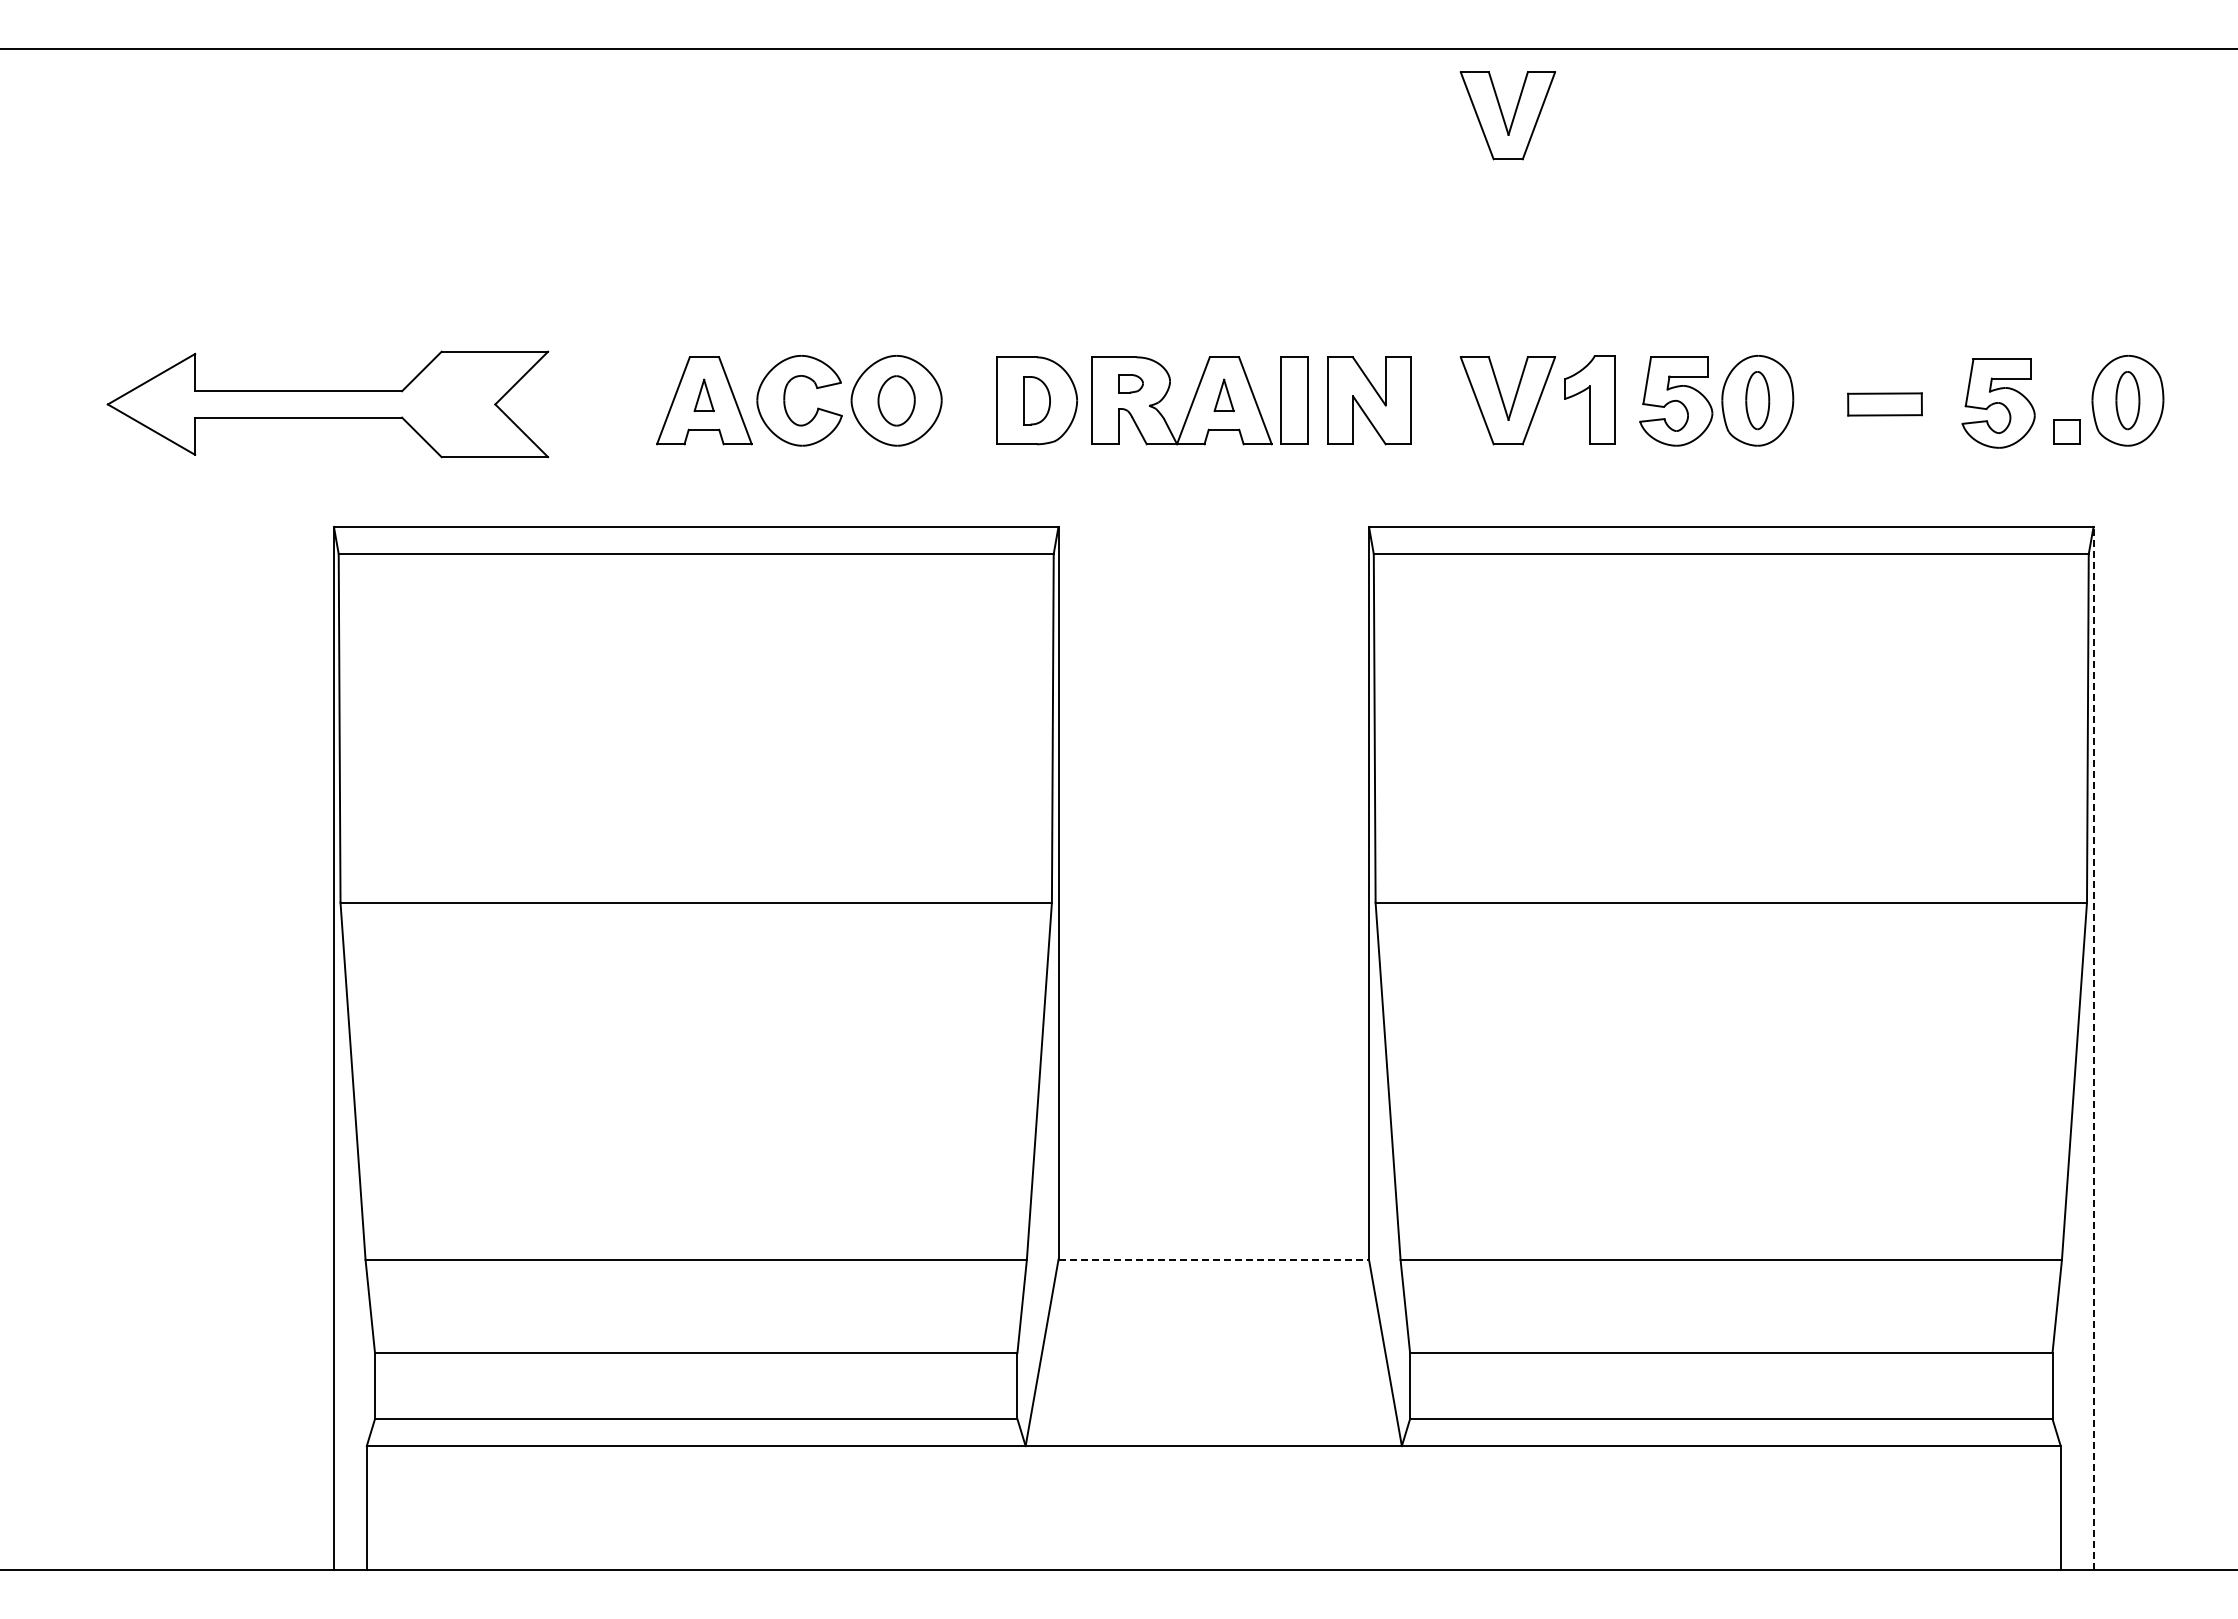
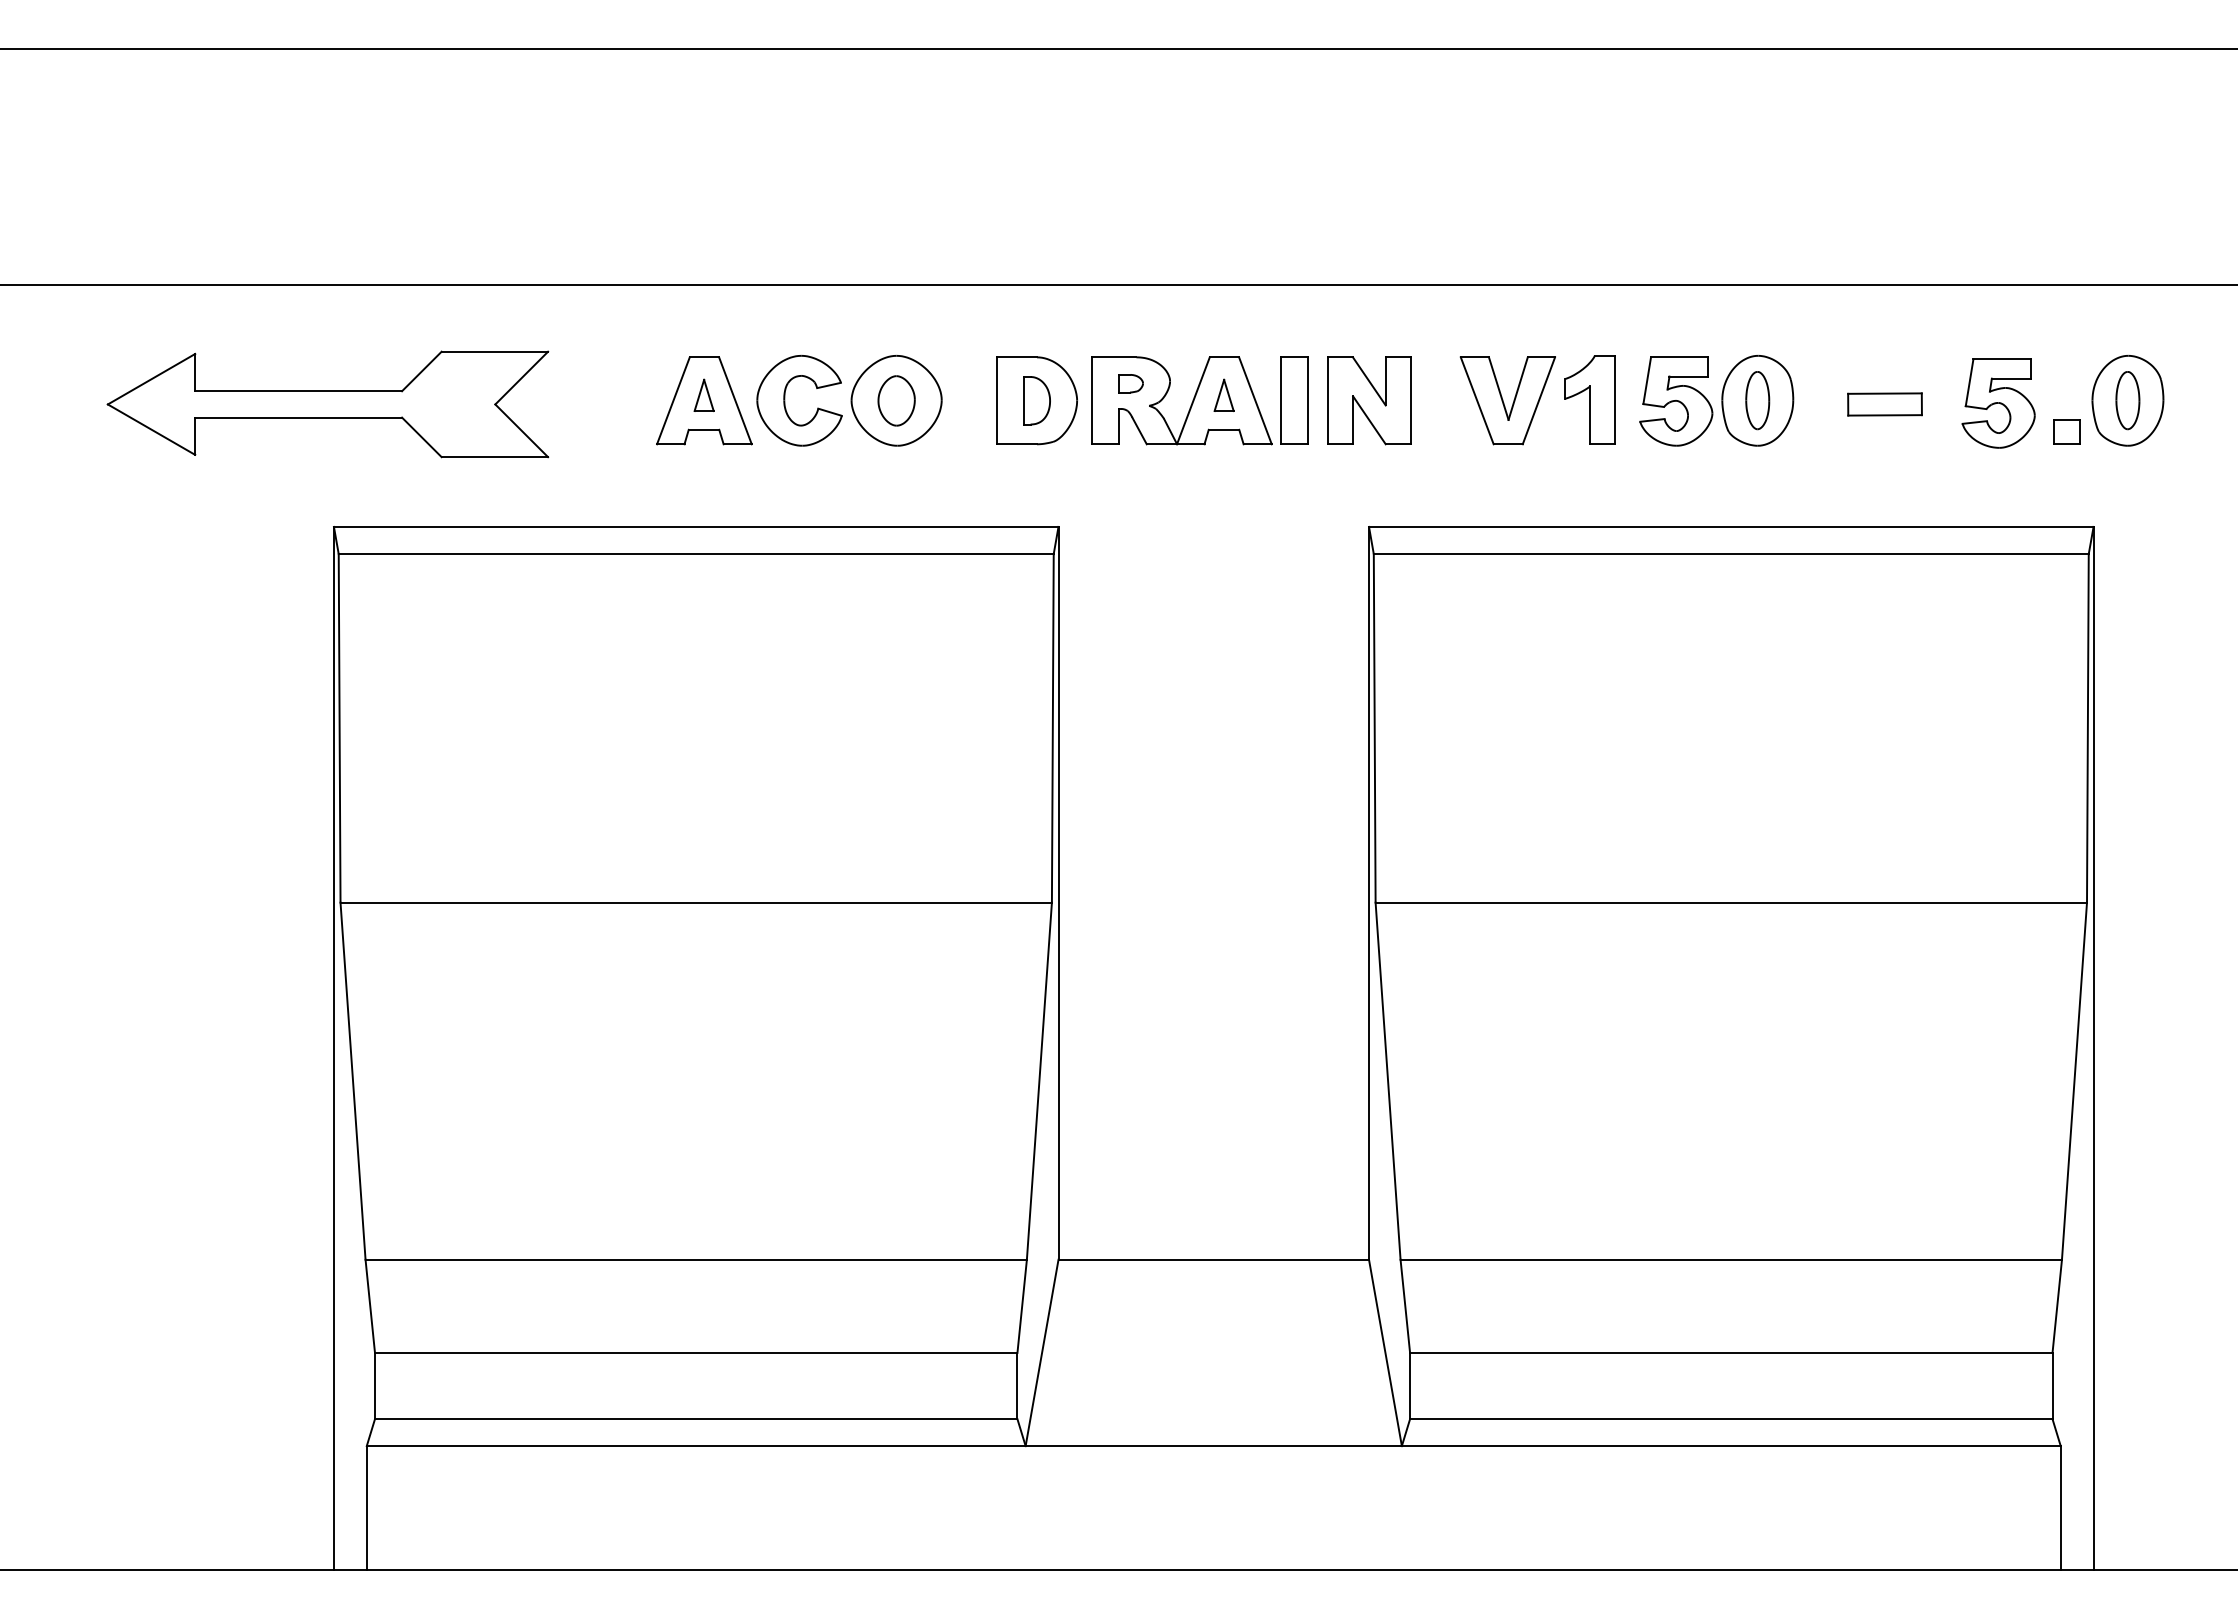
part: present -> none (1507, 115)
line: none -> present (1118, 284)
line: dashed -> solid (2093, 1048)
line: dashed -> solid (1214, 1259)
